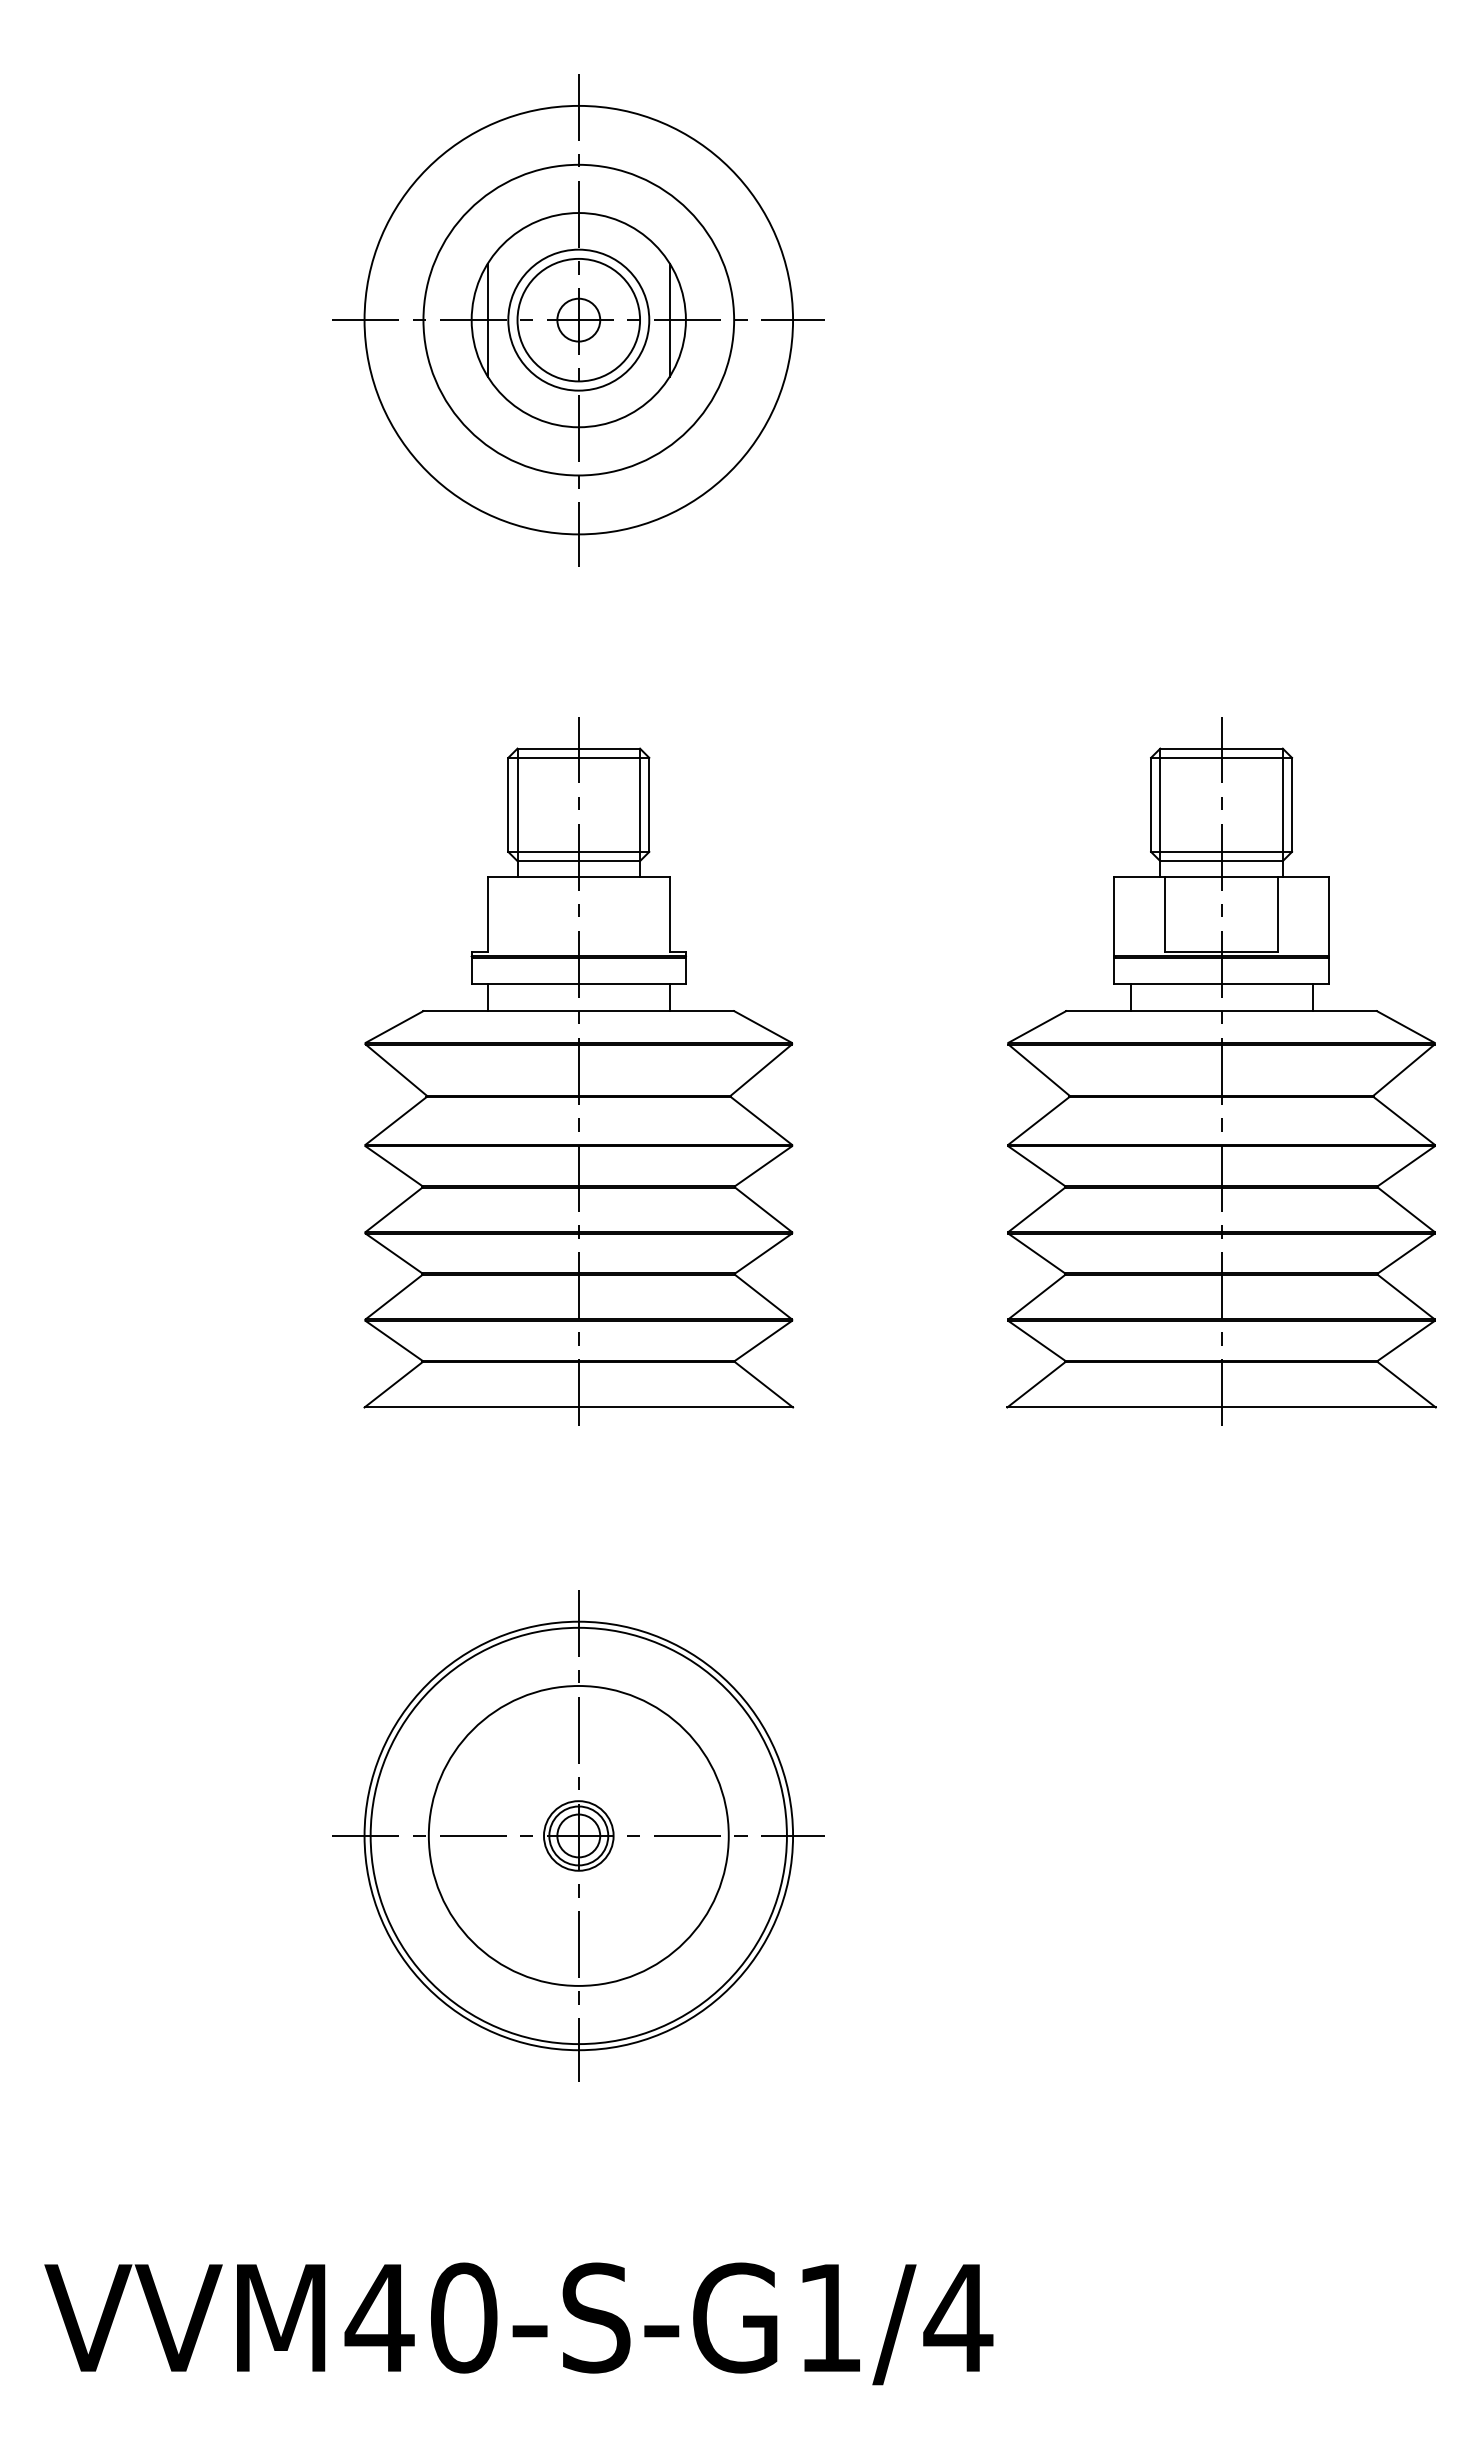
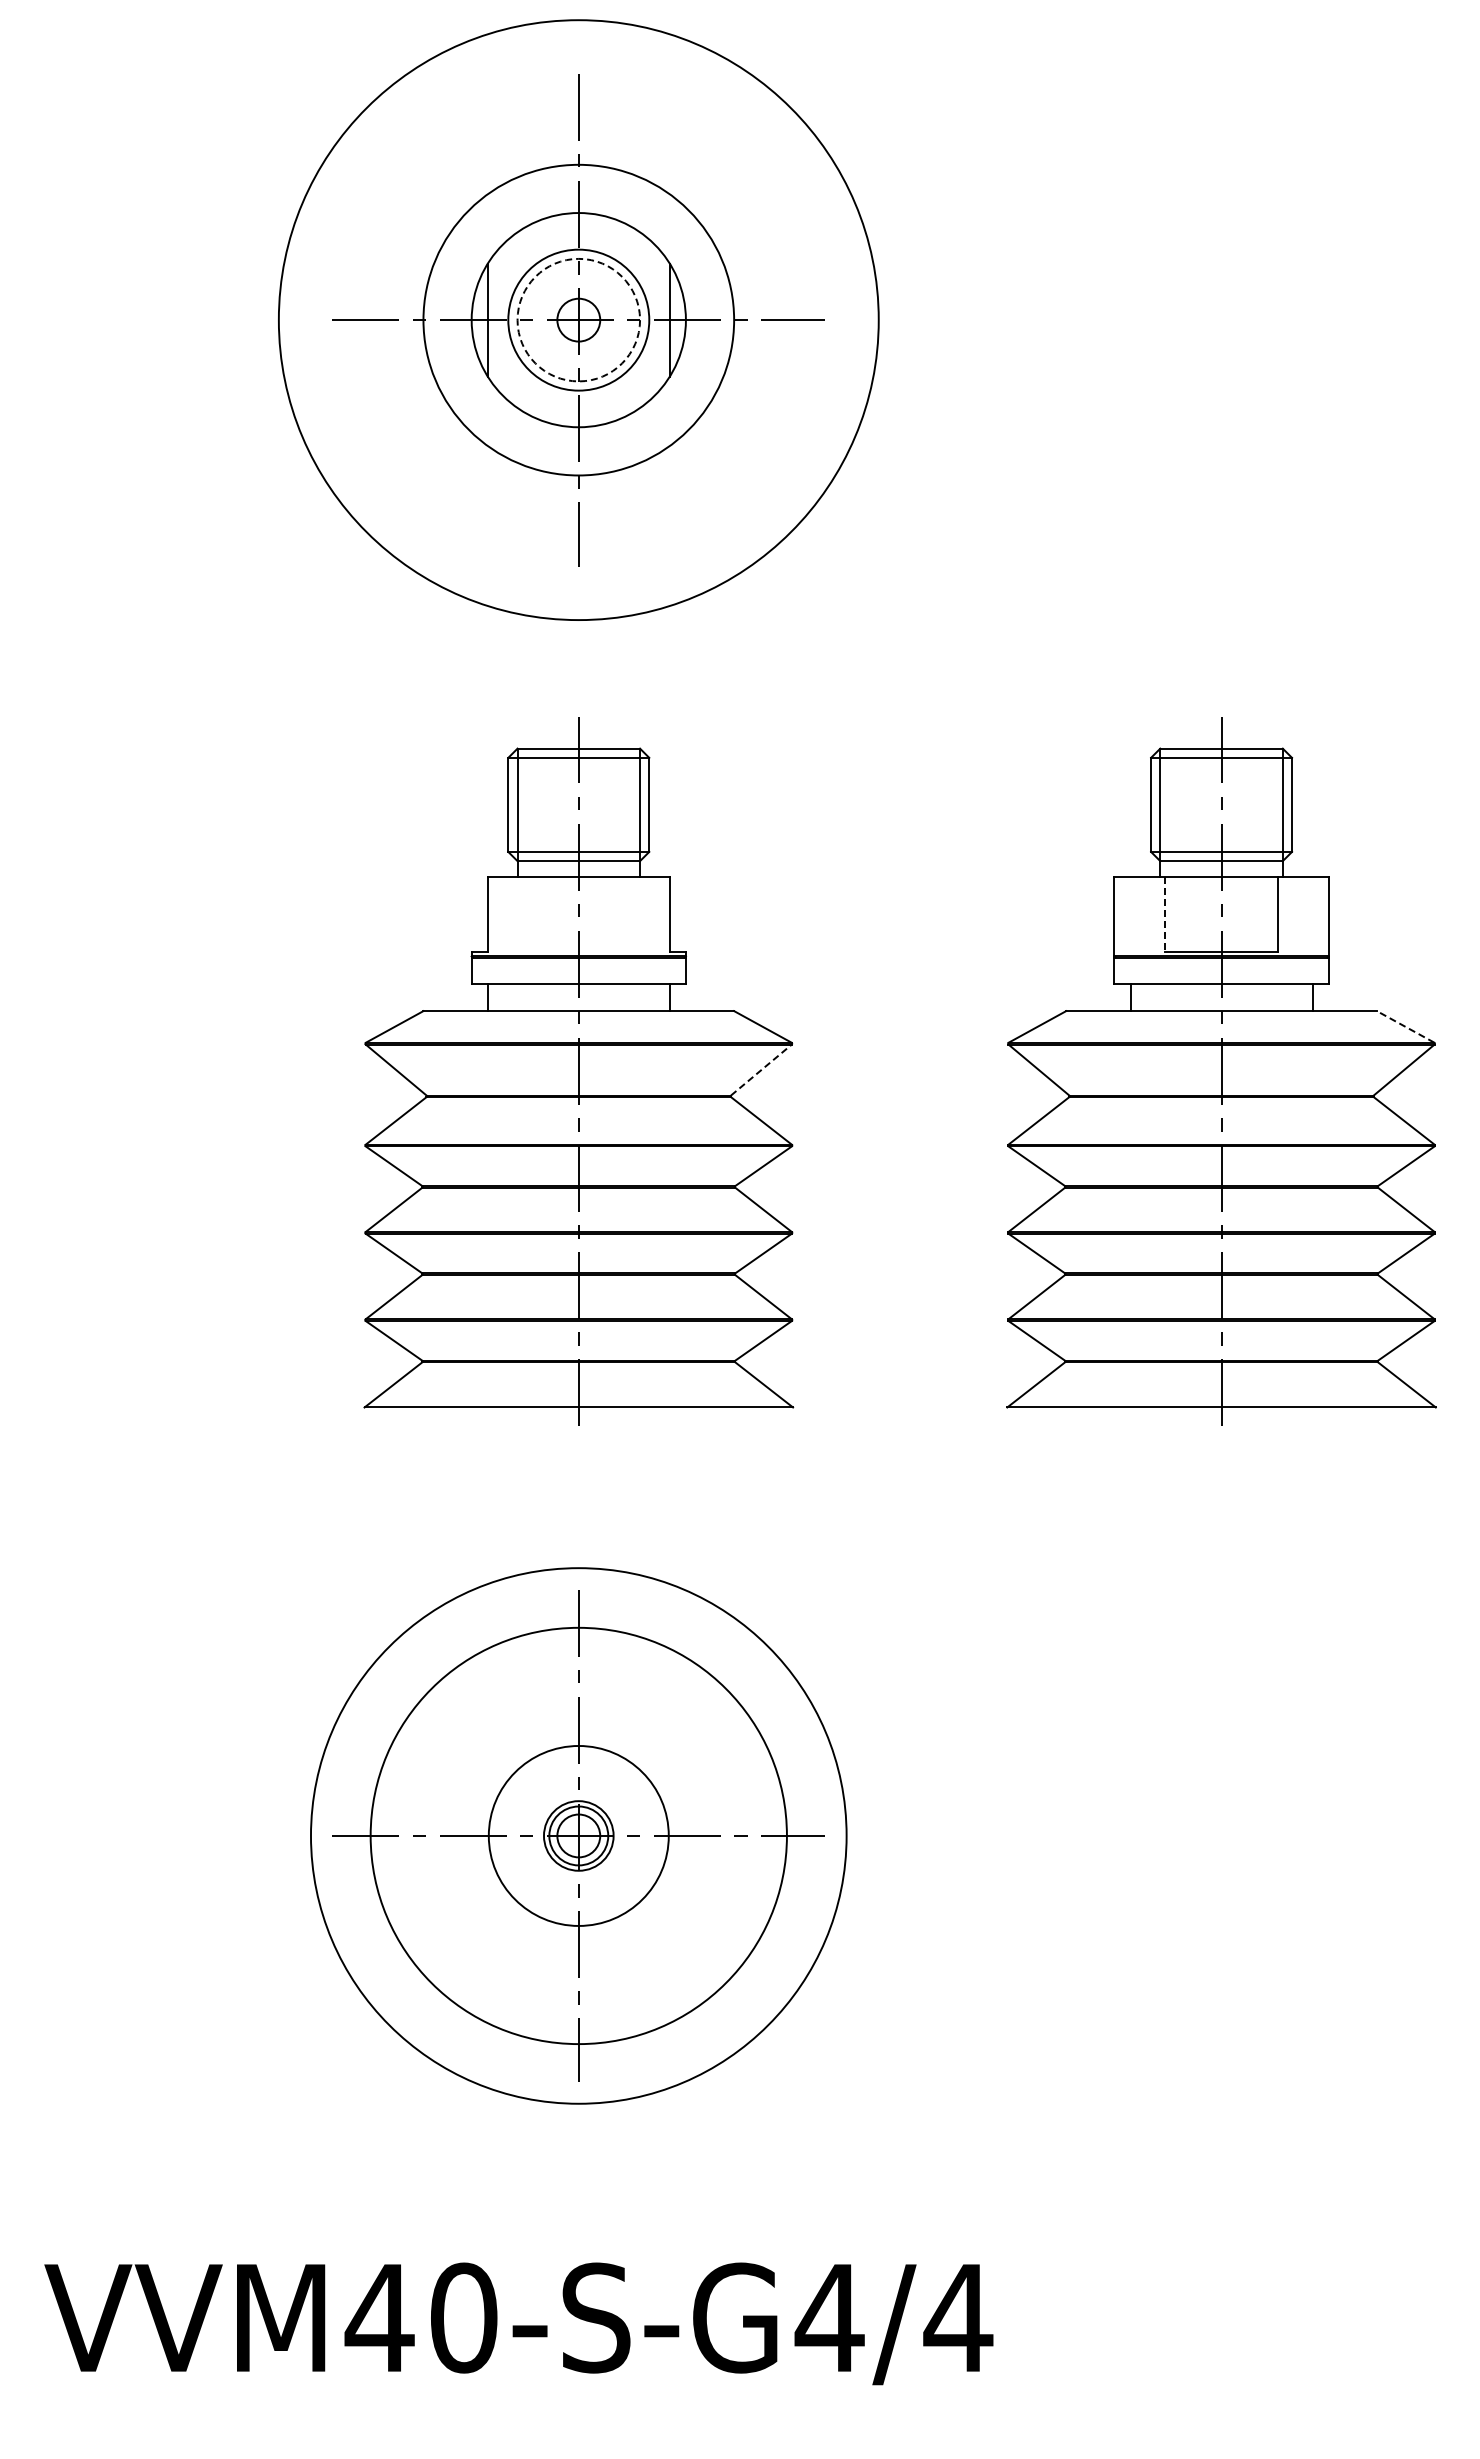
circle diameter: 428 px -> 600 px (578, 320)
circle: solid -> dashed (578, 319)
line: solid -> dashed (1165, 915)
line: solid -> dashed (1405, 1026)
line: solid -> dashed (761, 1070)
circle diameter: 300 px -> 180 px (578, 1835)
circle diameter: 428 px -> 536 px (578, 1835)
text: VVM40-S-G1/4 -> VVM40-S-G4/4 (829, 2317)
